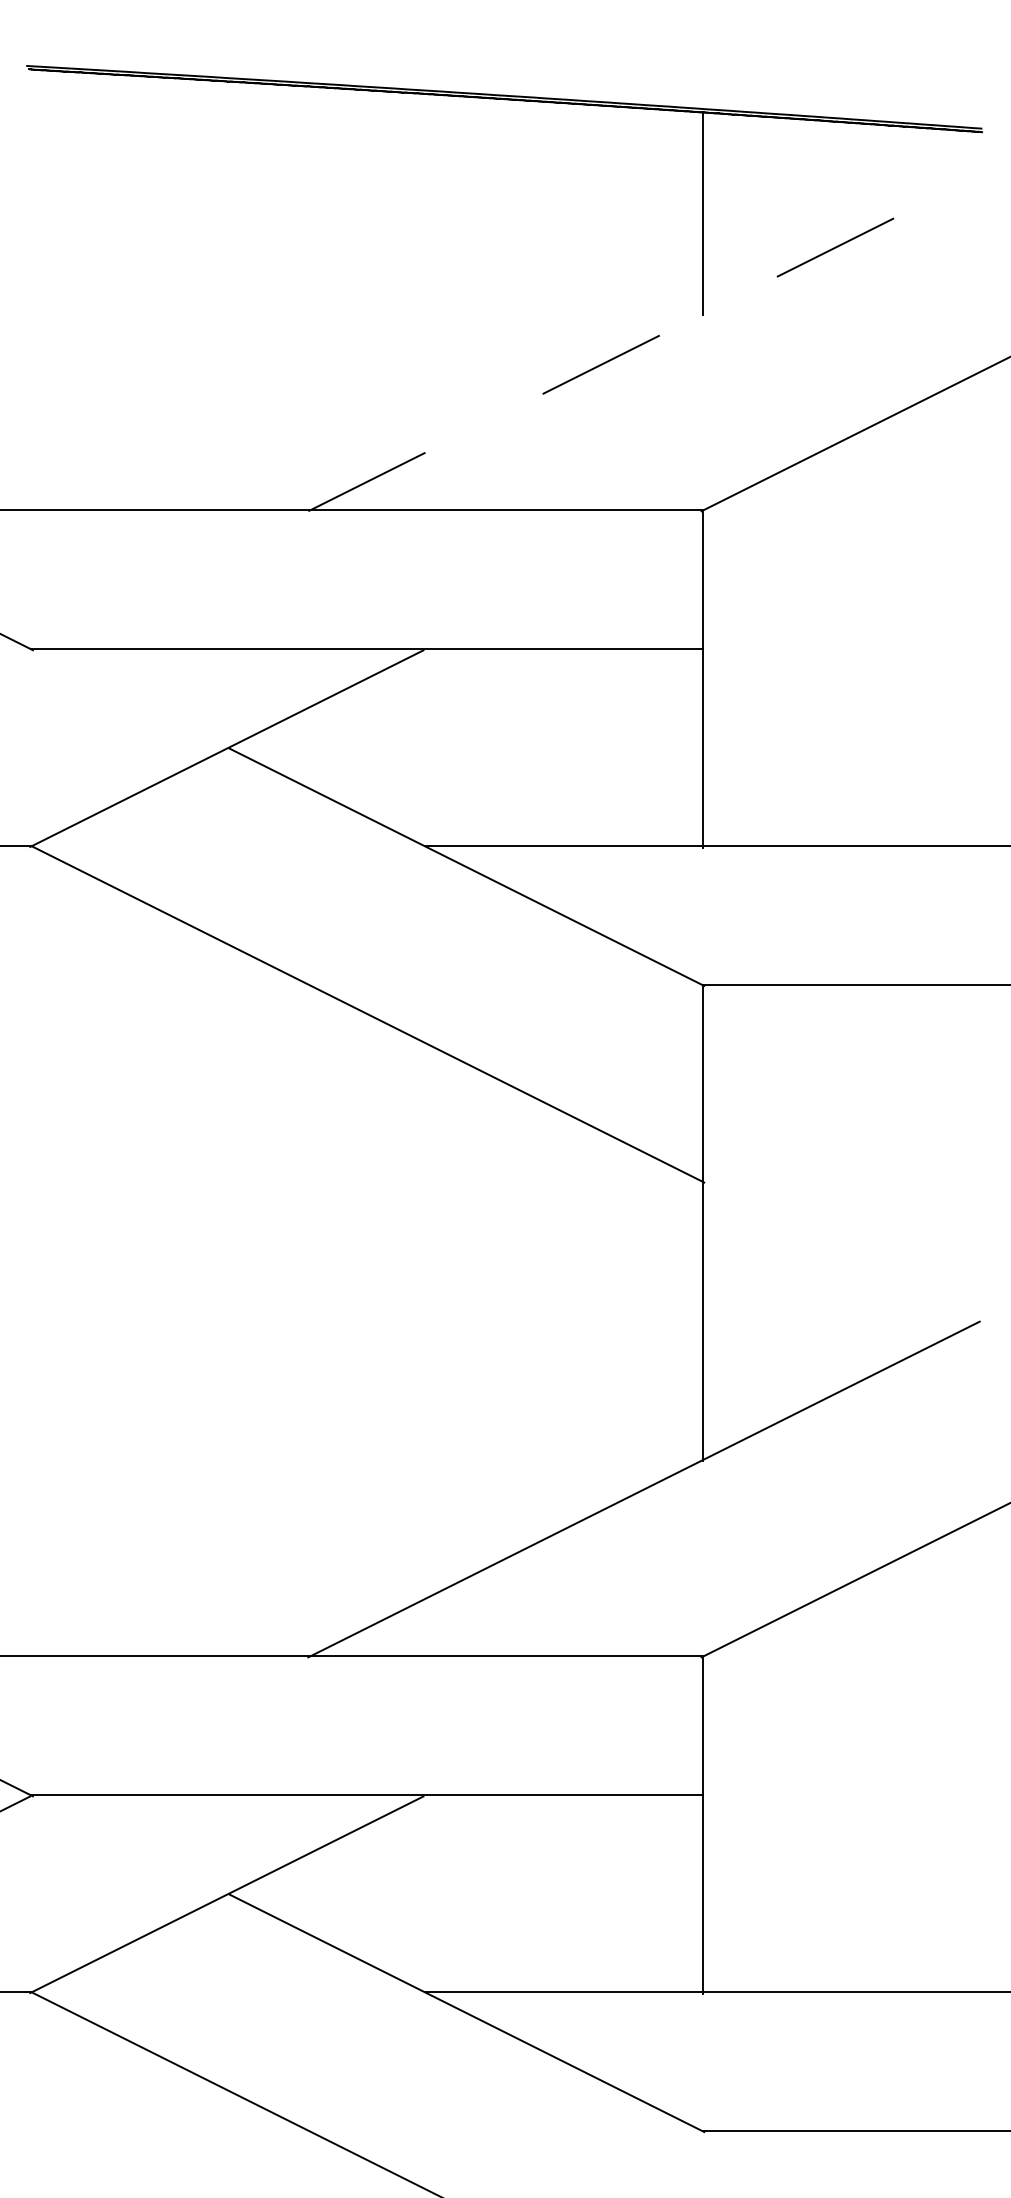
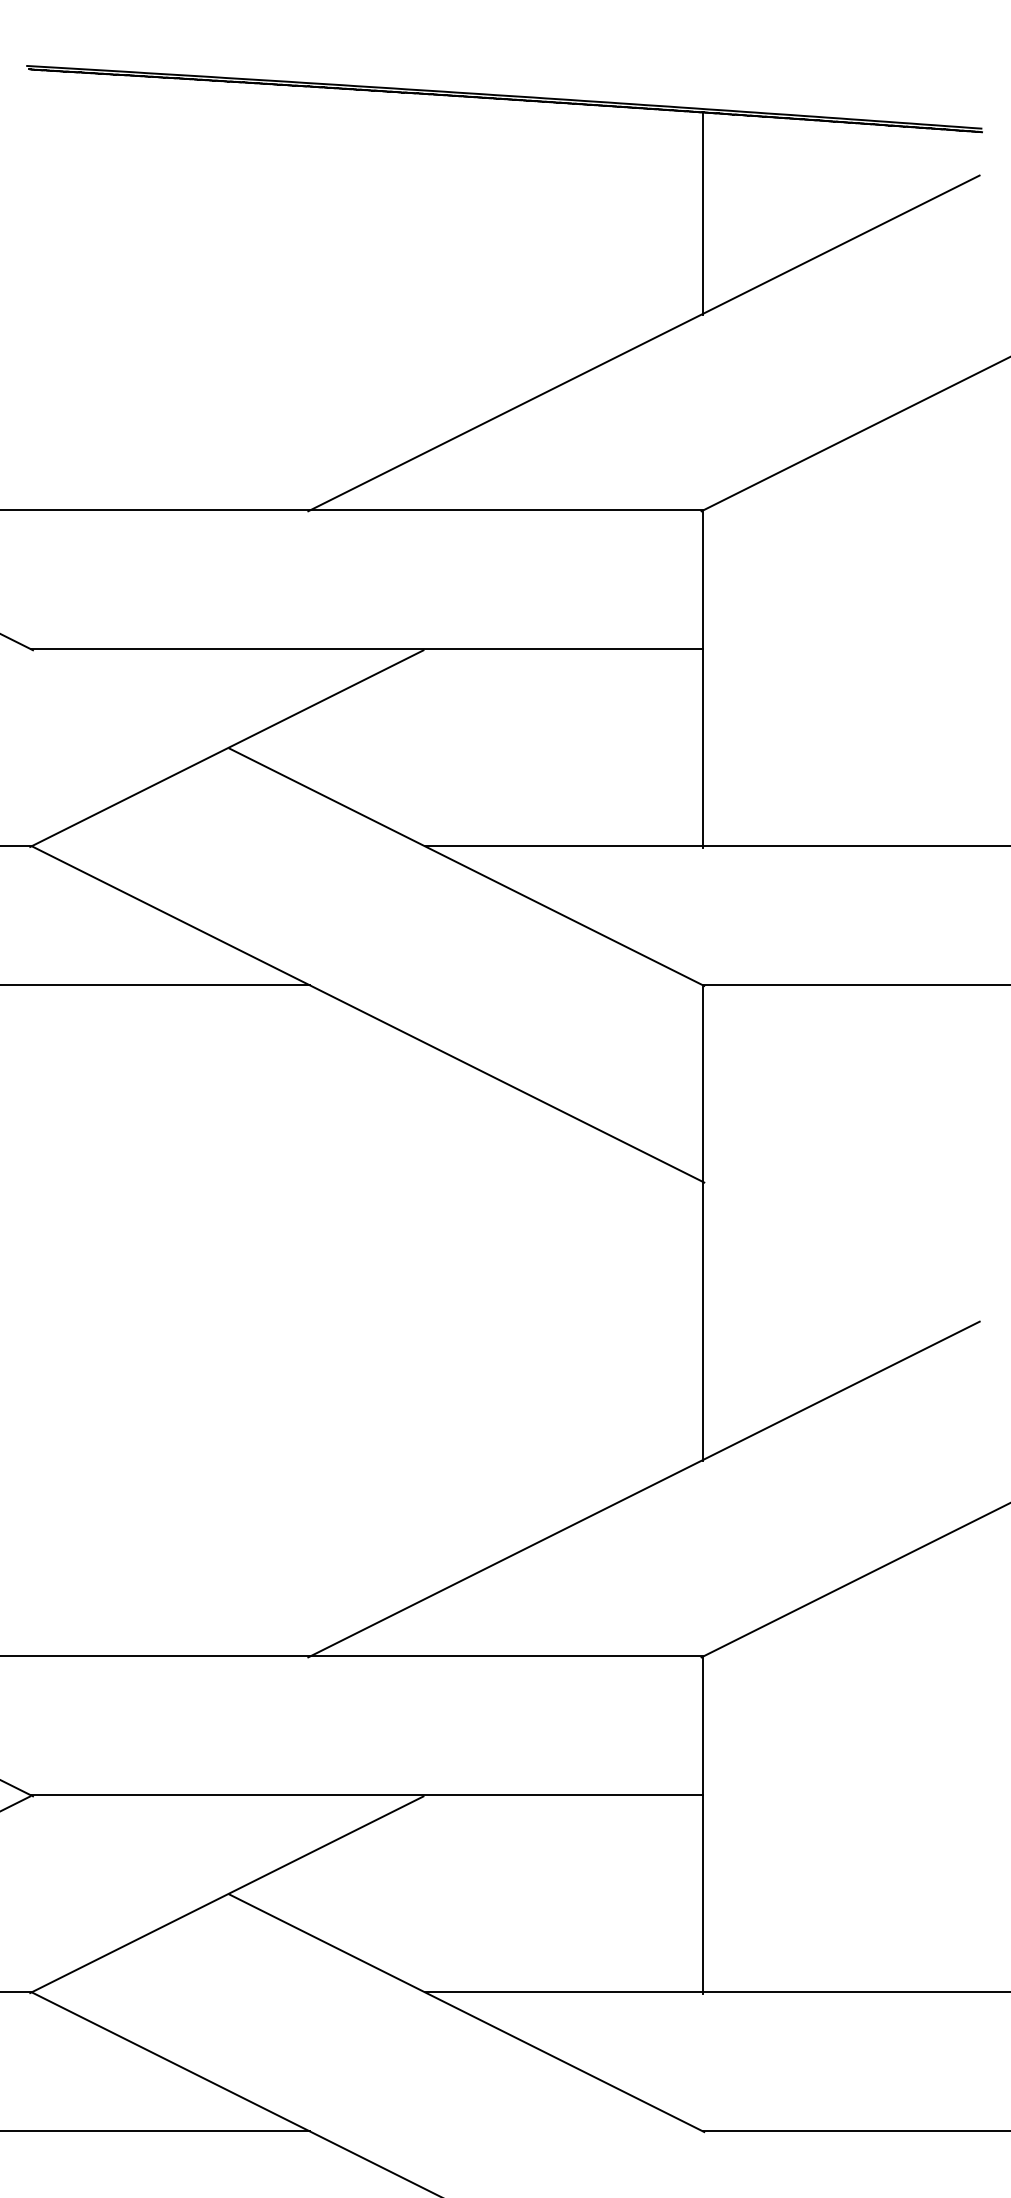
line: dashed -> solid (644, 343)
line: none -> present (155, 984)
line: none -> present (155, 2130)
